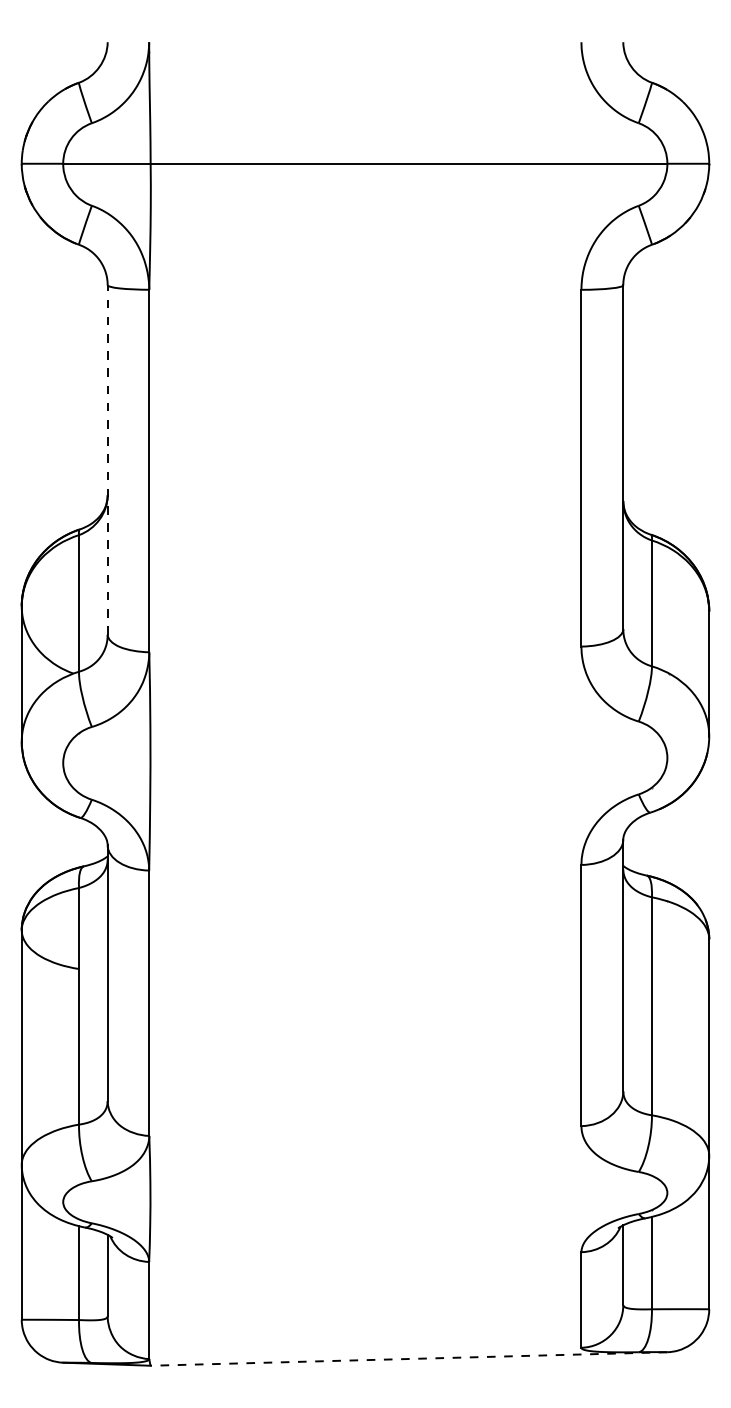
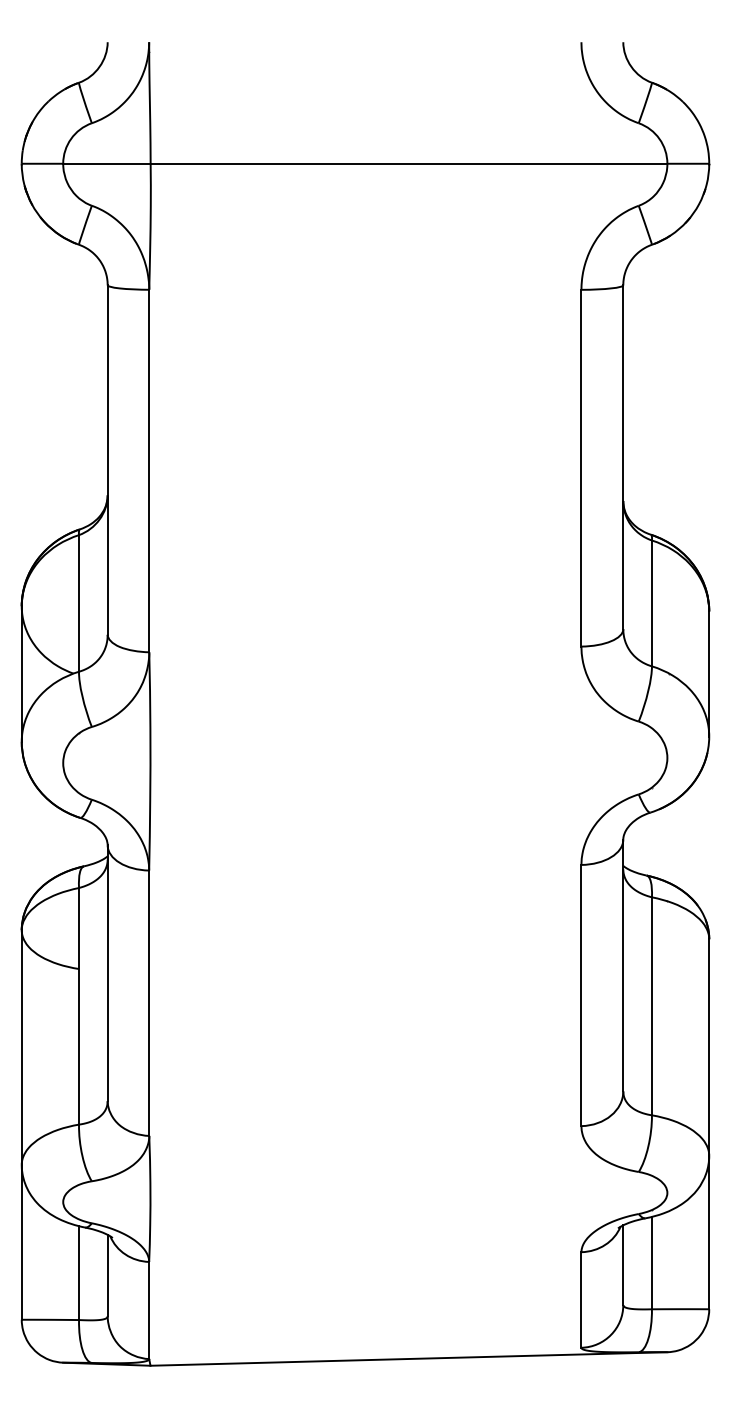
line: dashed -> solid (107, 460)
line: dashed -> solid (408, 1358)
